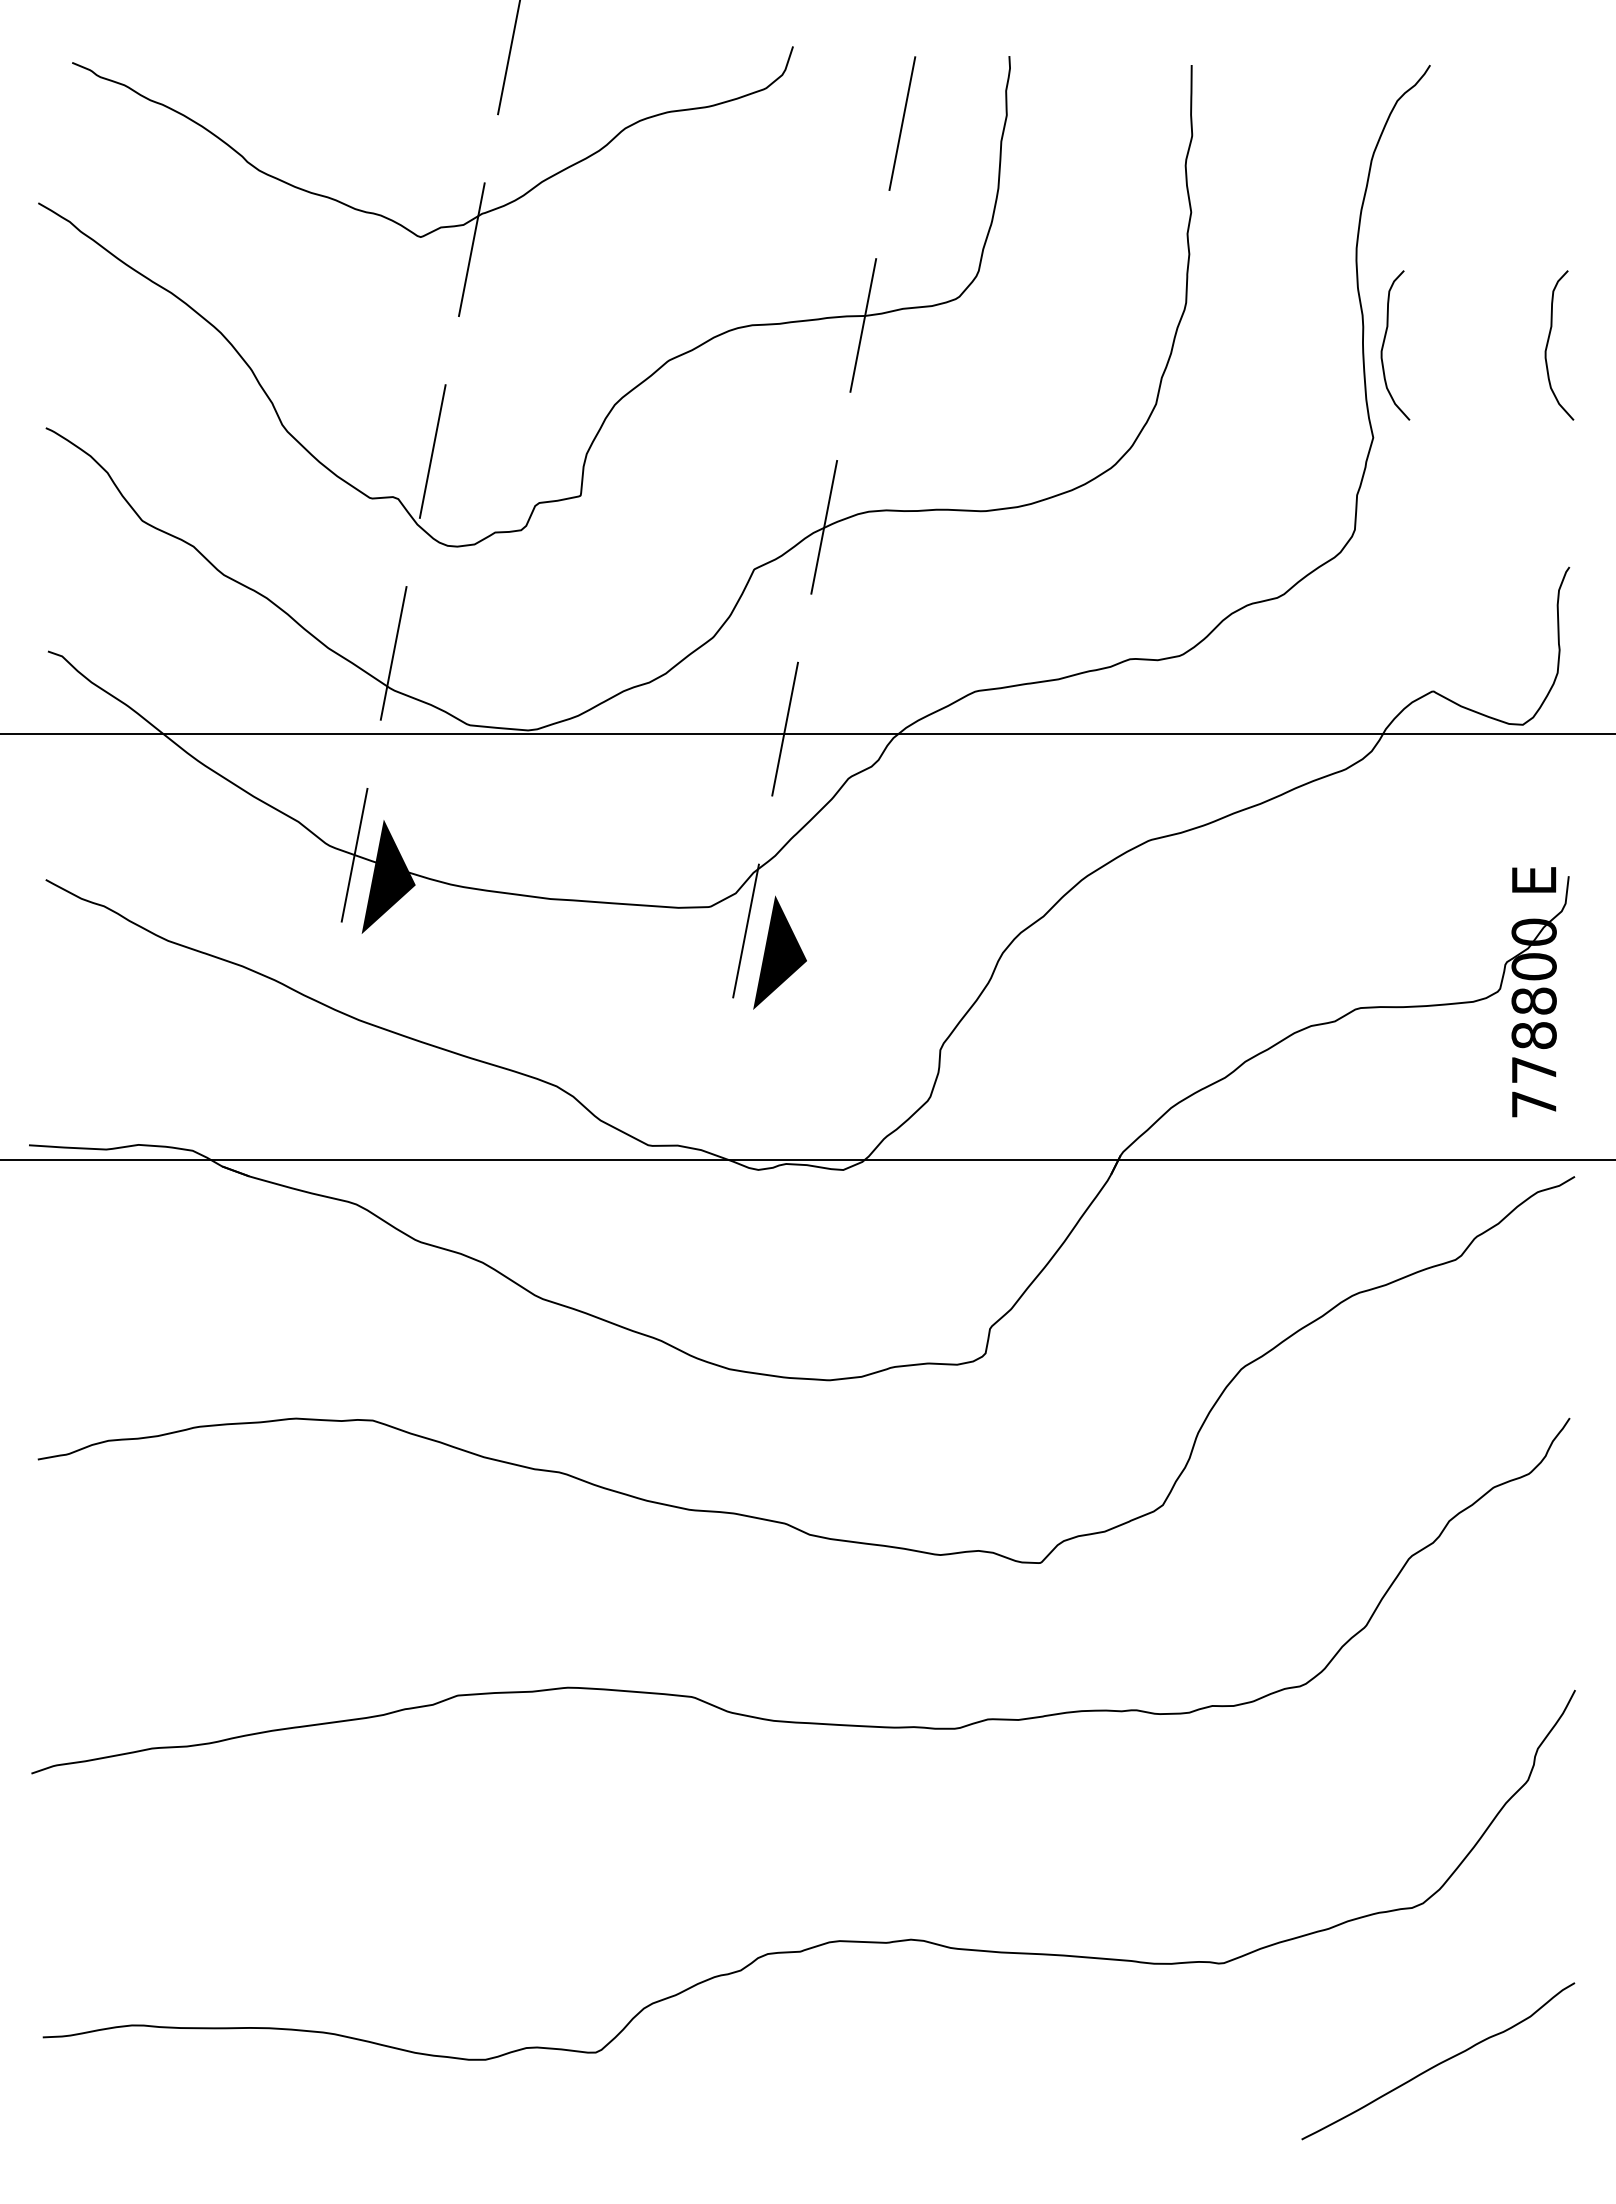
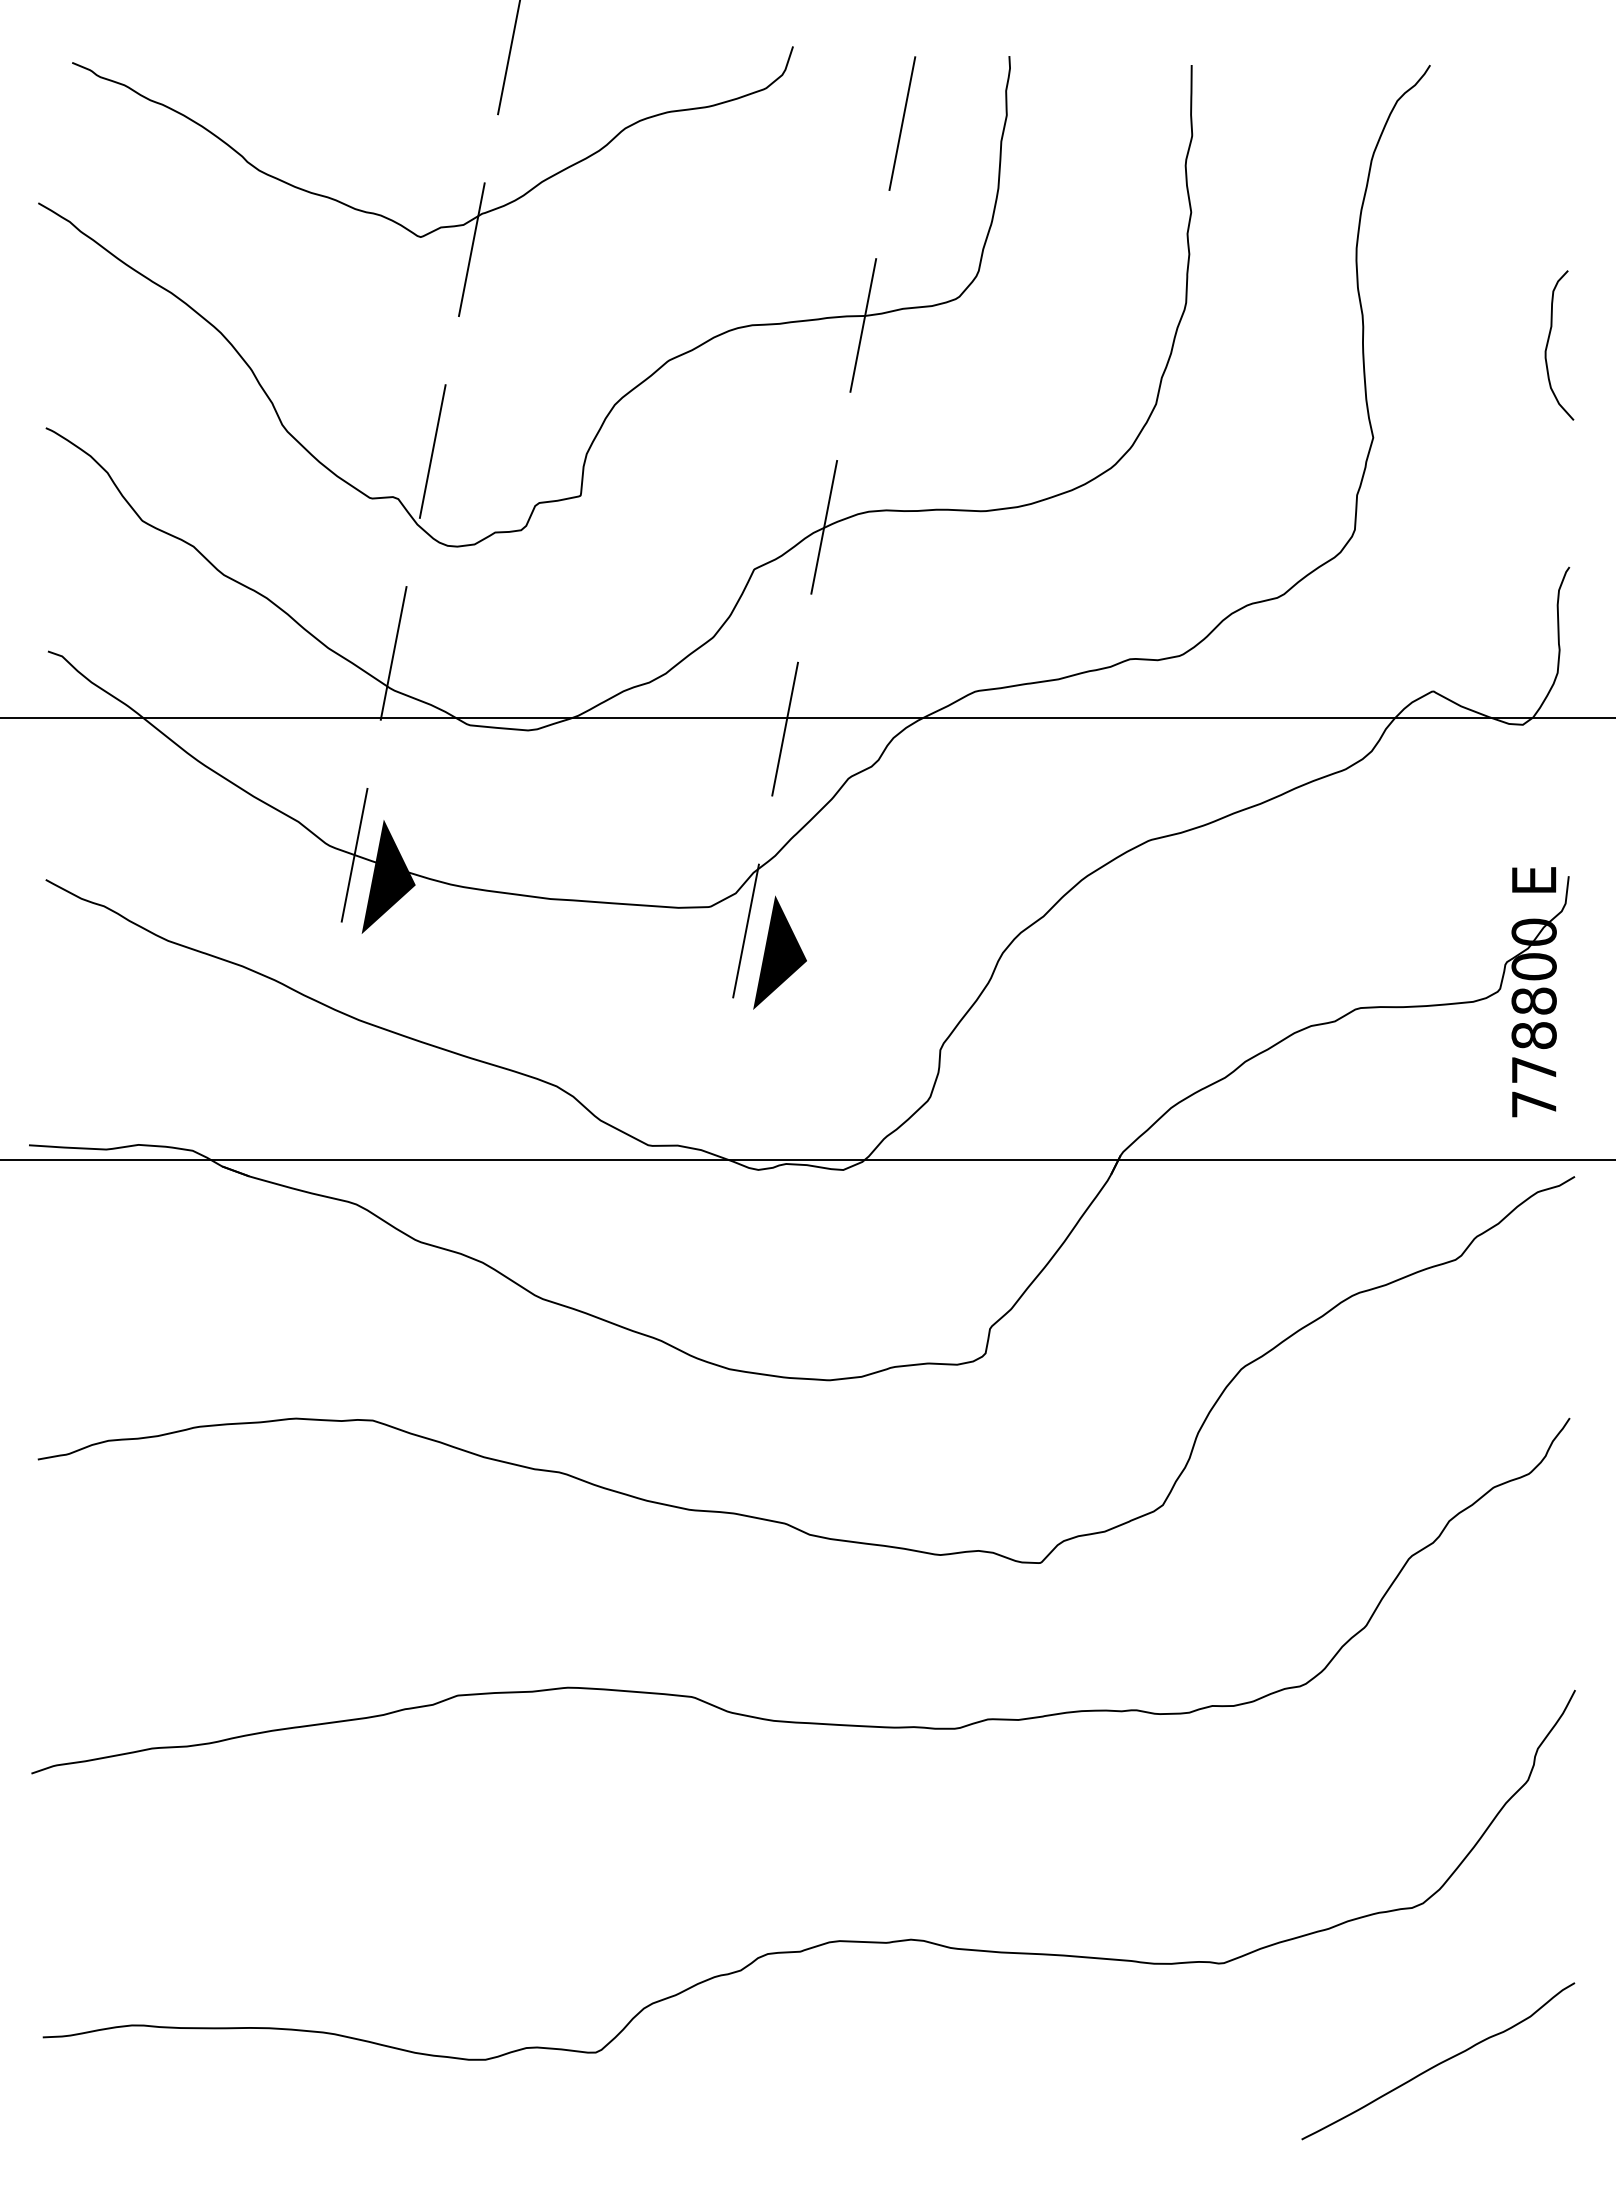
curve: present -> none (1384, 344)
line position: (807, 733) -> (807, 717) (807, 717)
